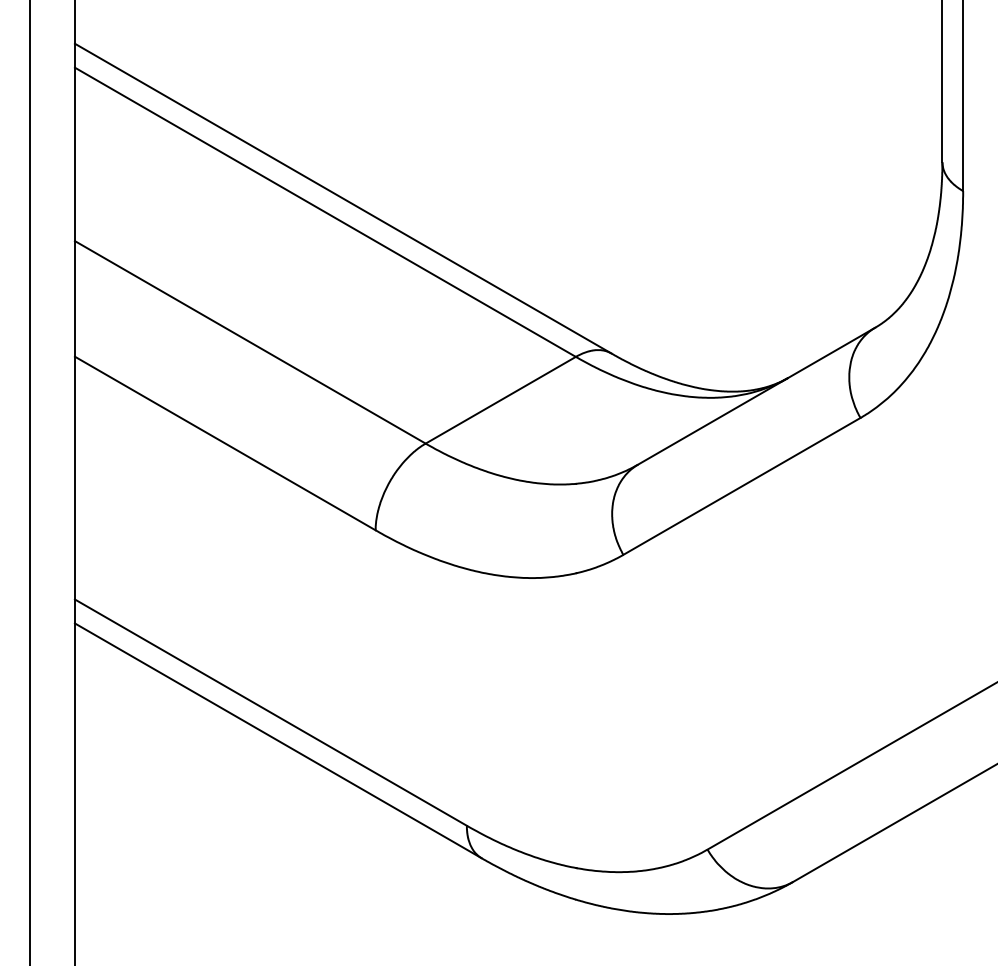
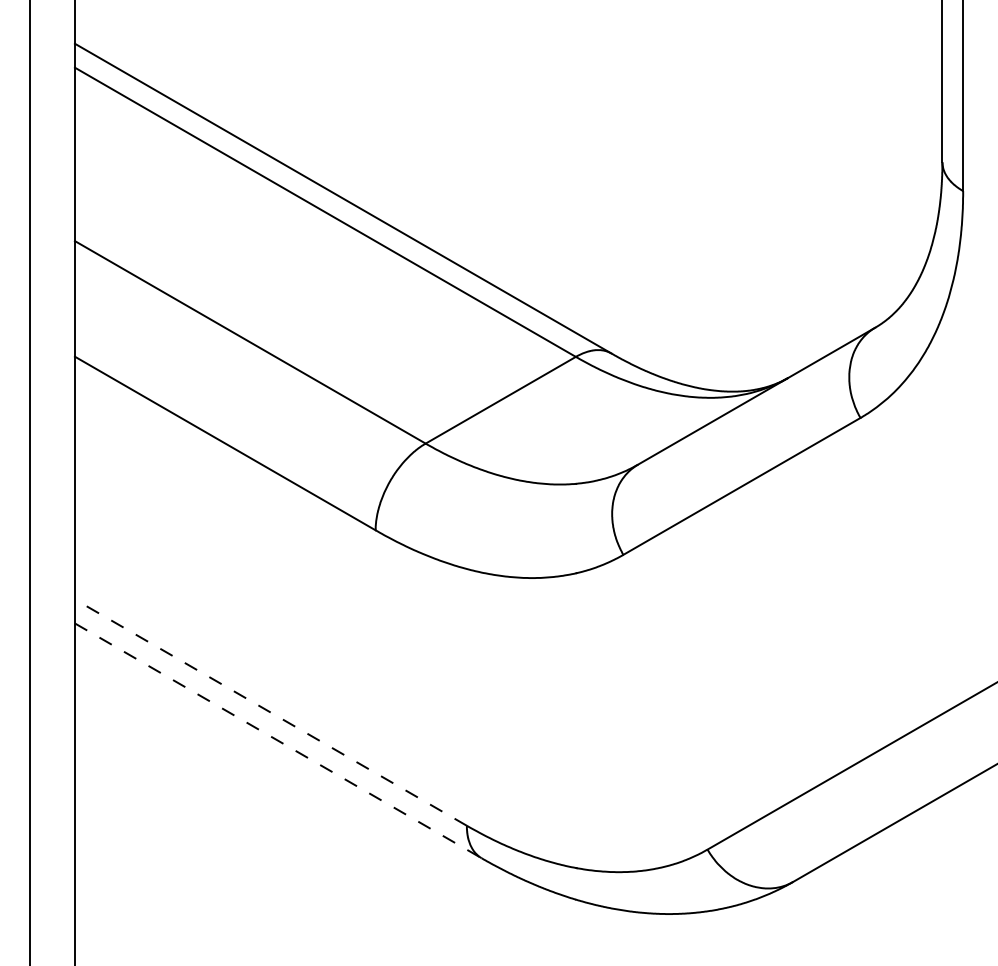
line: solid -> dashed (270, 712)
line: solid -> dashed (278, 740)
